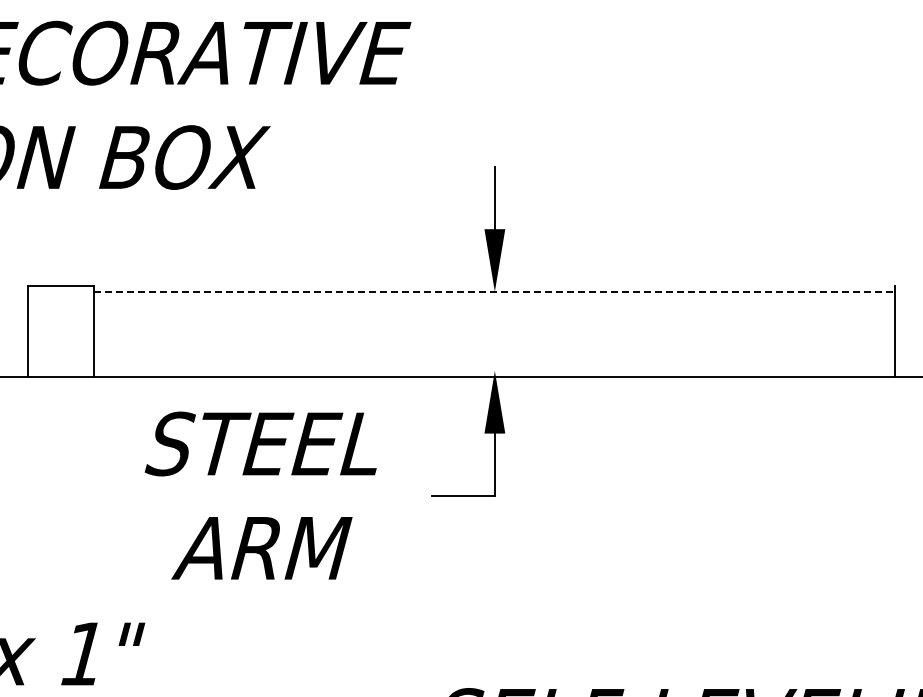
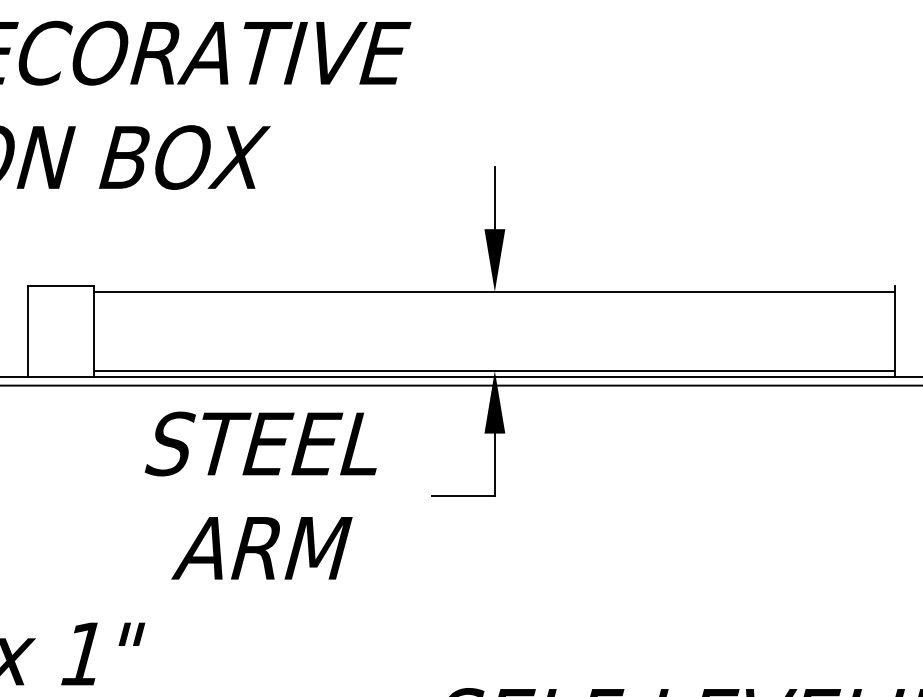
line: dashed -> solid (495, 291)
line: none -> present (494, 371)
line: none -> present (460, 385)
